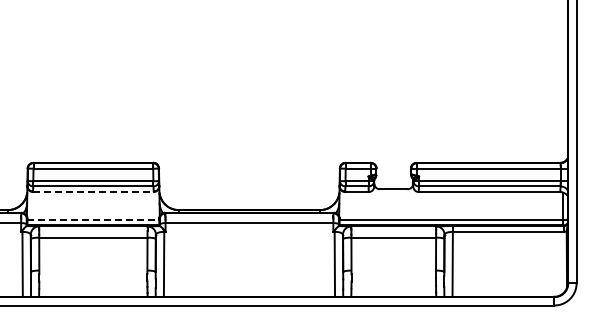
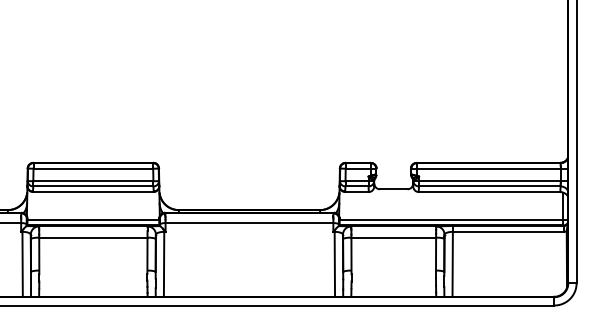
line: dashed -> solid (93, 192)
line: dashed -> solid (93, 219)
